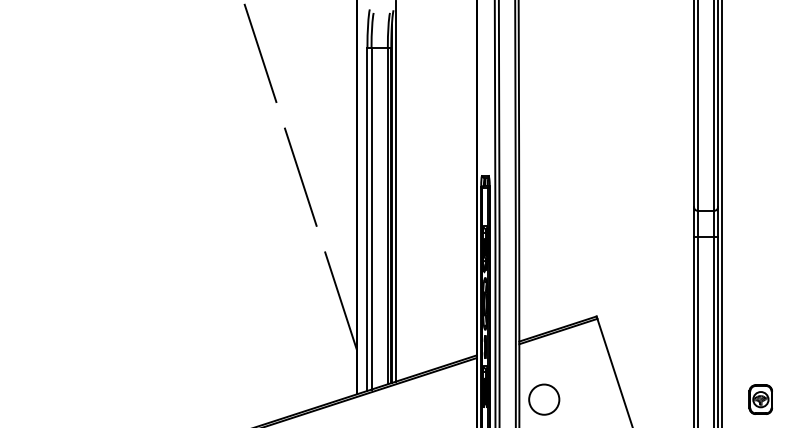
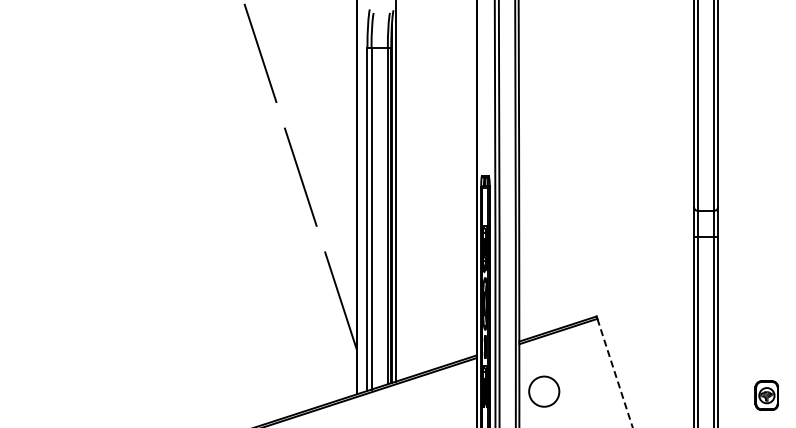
line: present -> none (721, 213)
line: solid -> dashed (615, 373)
circle position: (544, 399) -> (544, 391) (544, 391)
part position: (760, 399) -> (766, 395) (766, 395)
